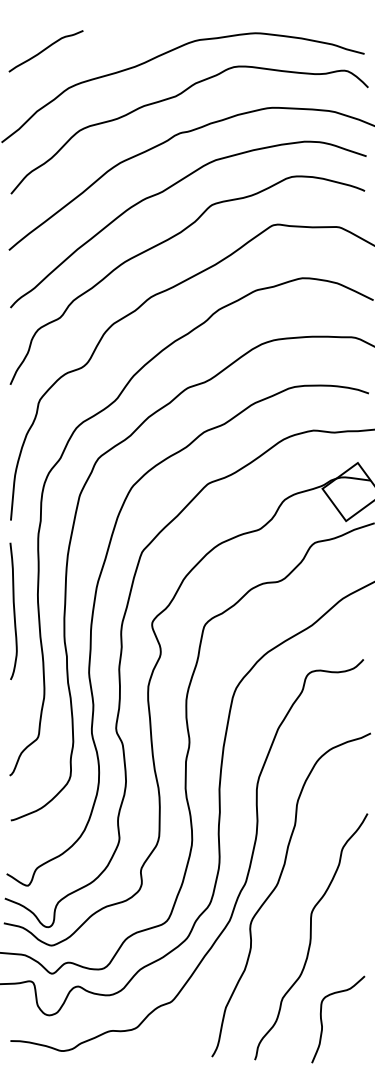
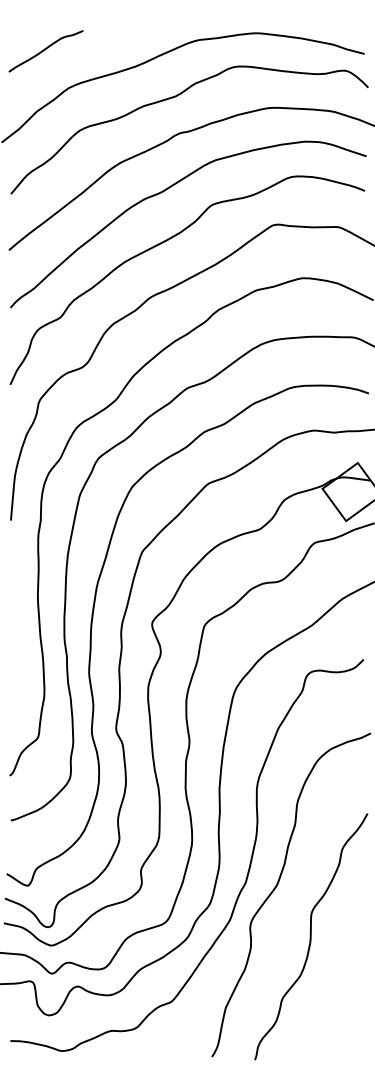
curve: present -> none (13, 611)
curve: present -> none (322, 1020)
